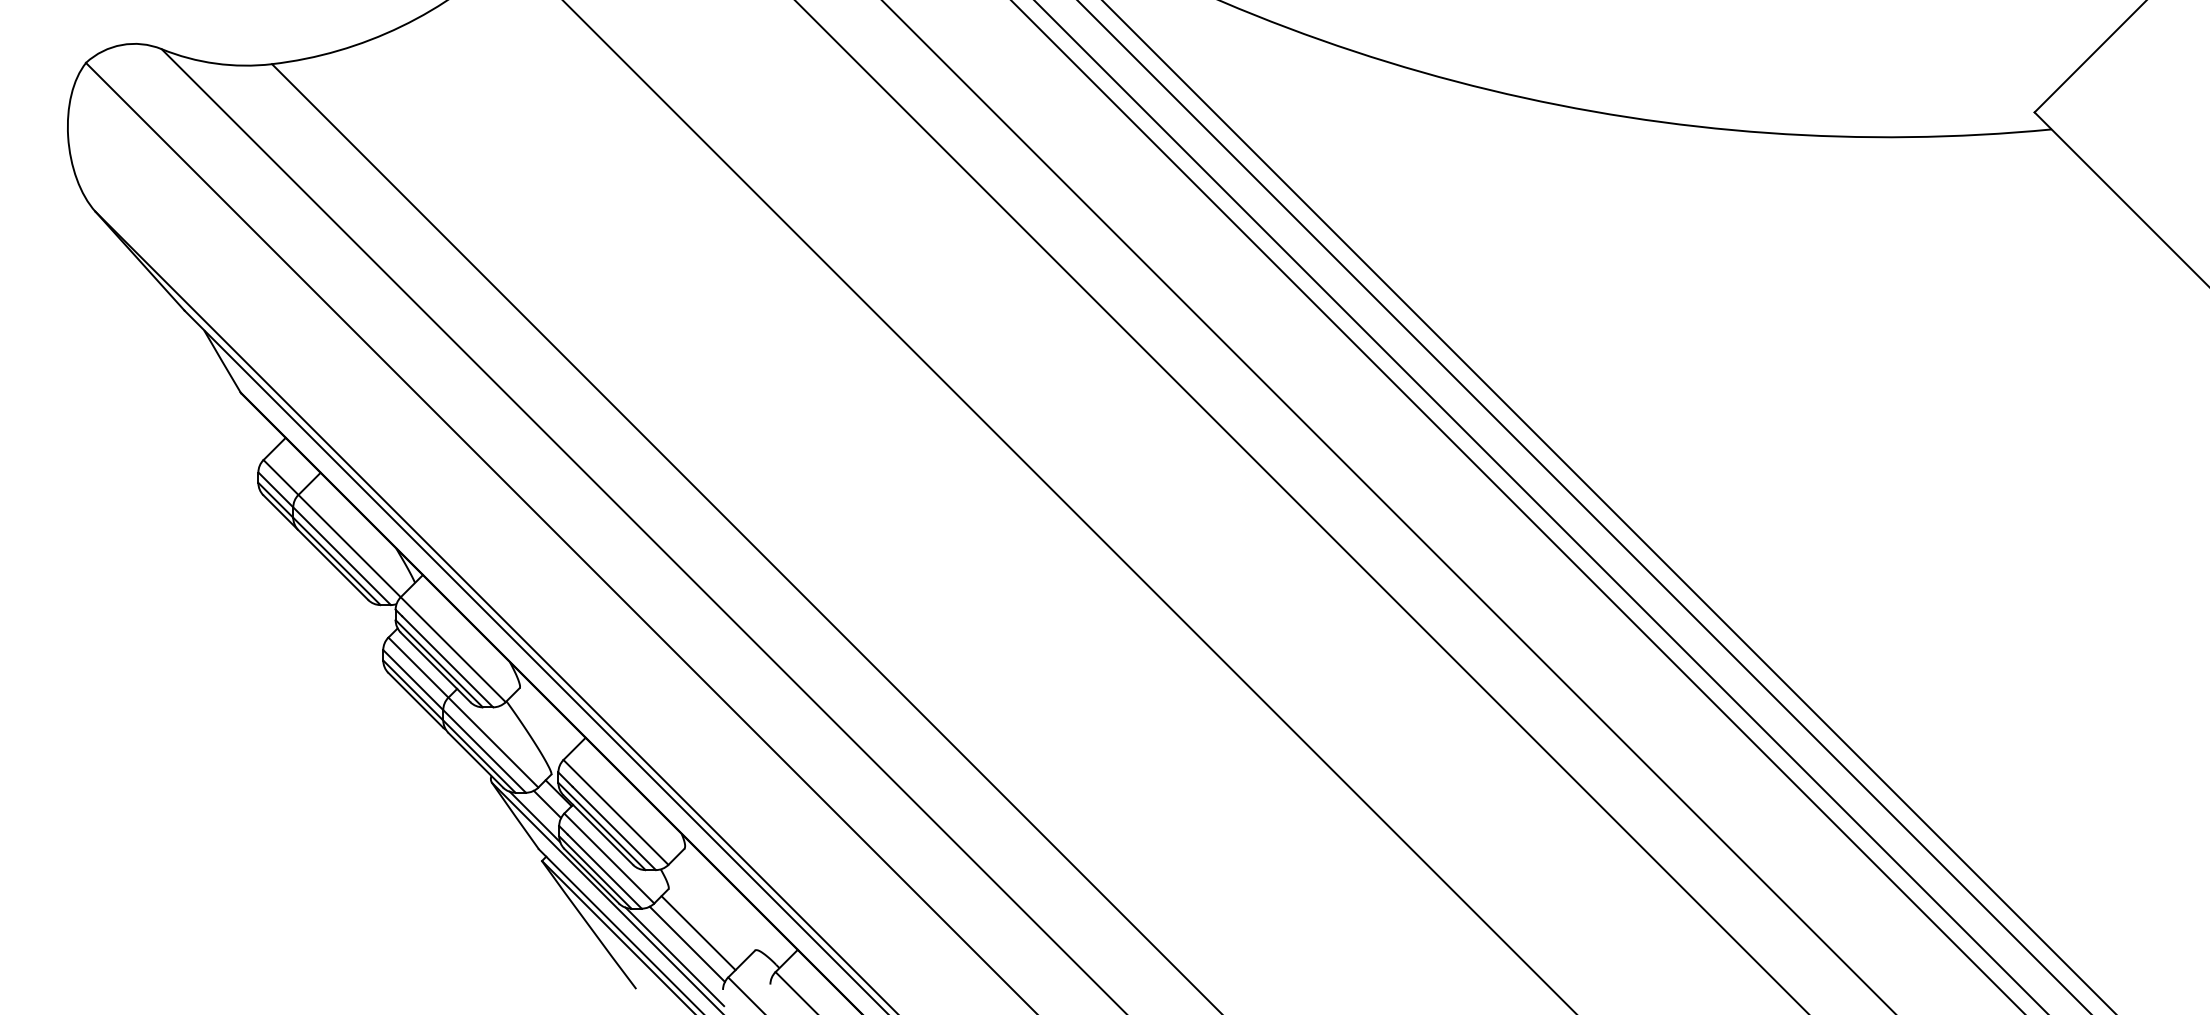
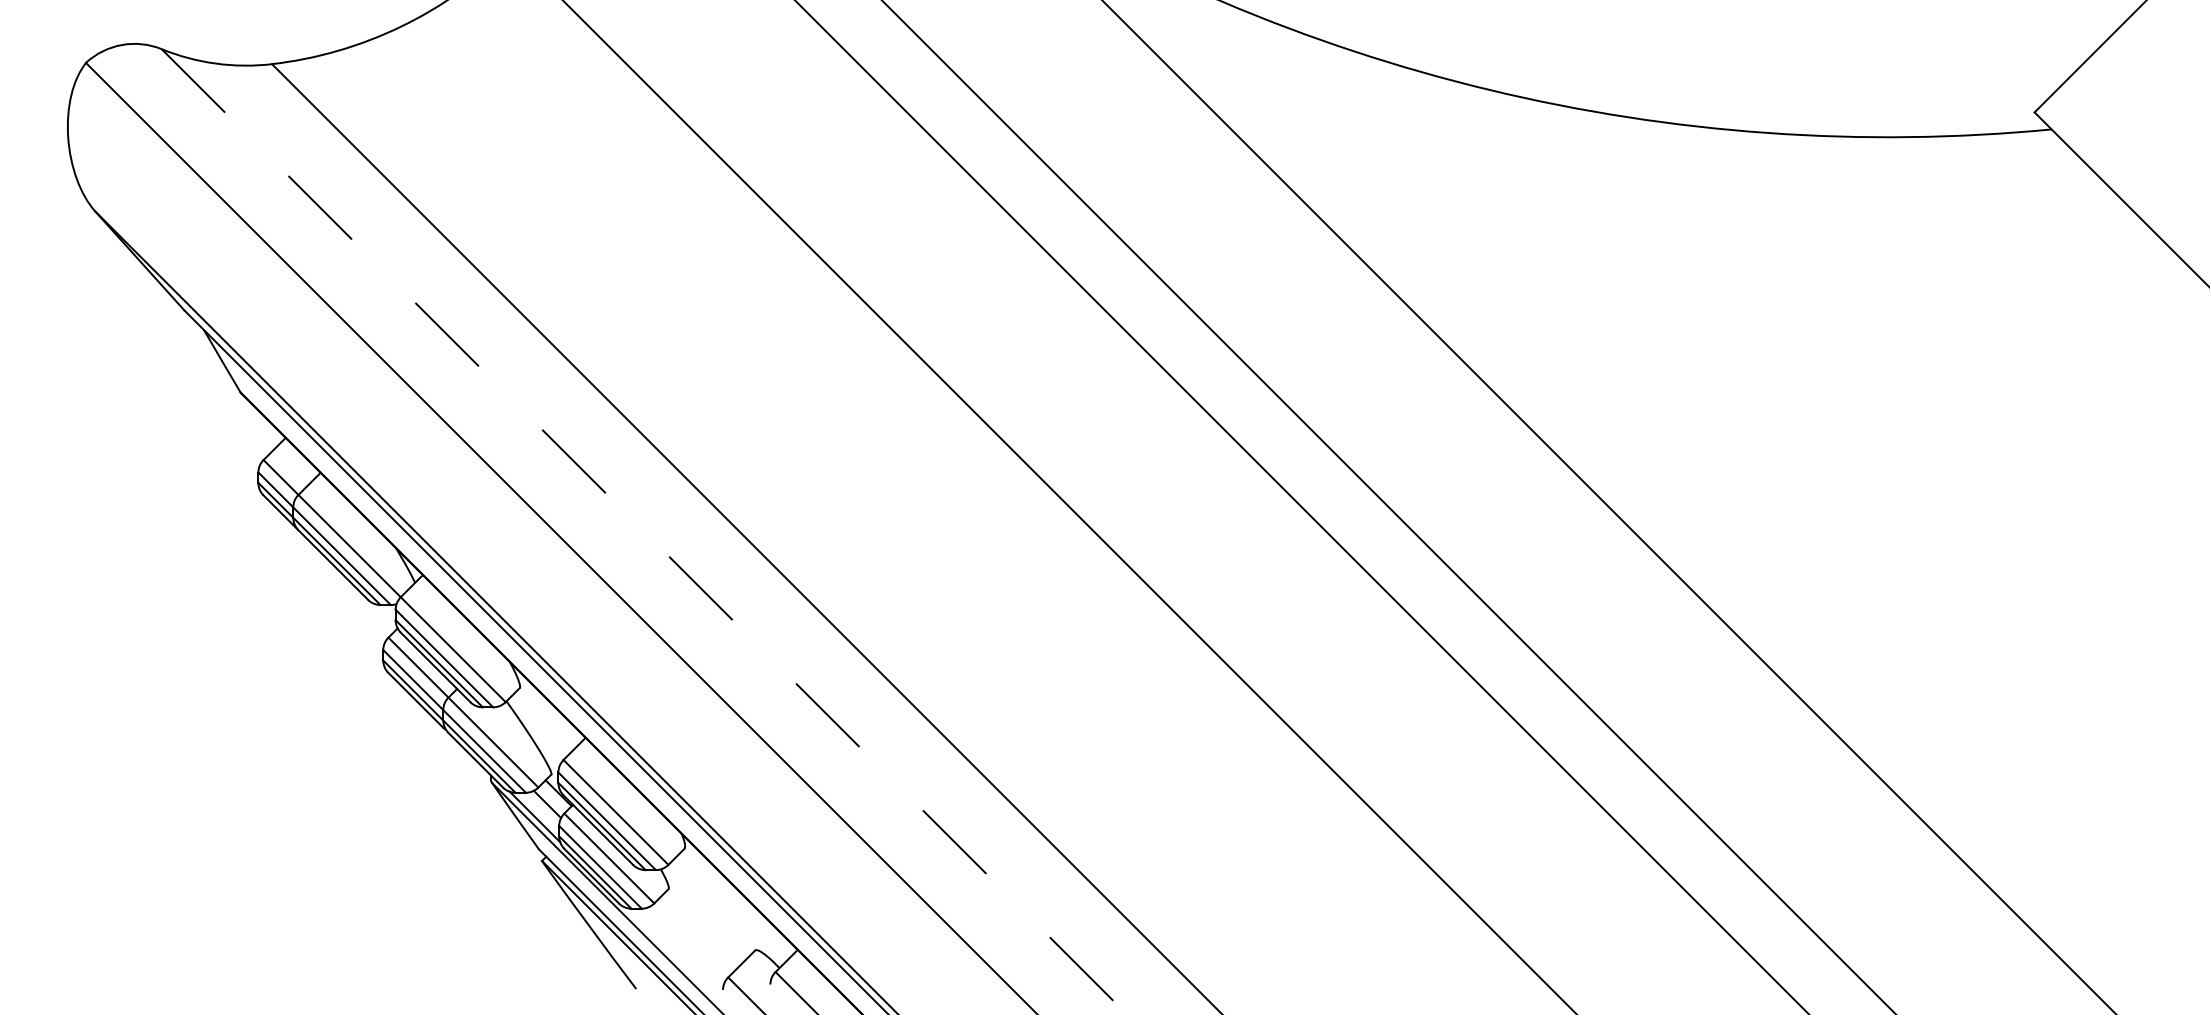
line: present -> none (1517, 506)
line: present -> none (1540, 506)
line: present -> none (1583, 506)
line: solid -> dashed (644, 531)
line: present -> none (698, 933)
line: present -> none (687, 943)
line: present -> none (674, 956)
